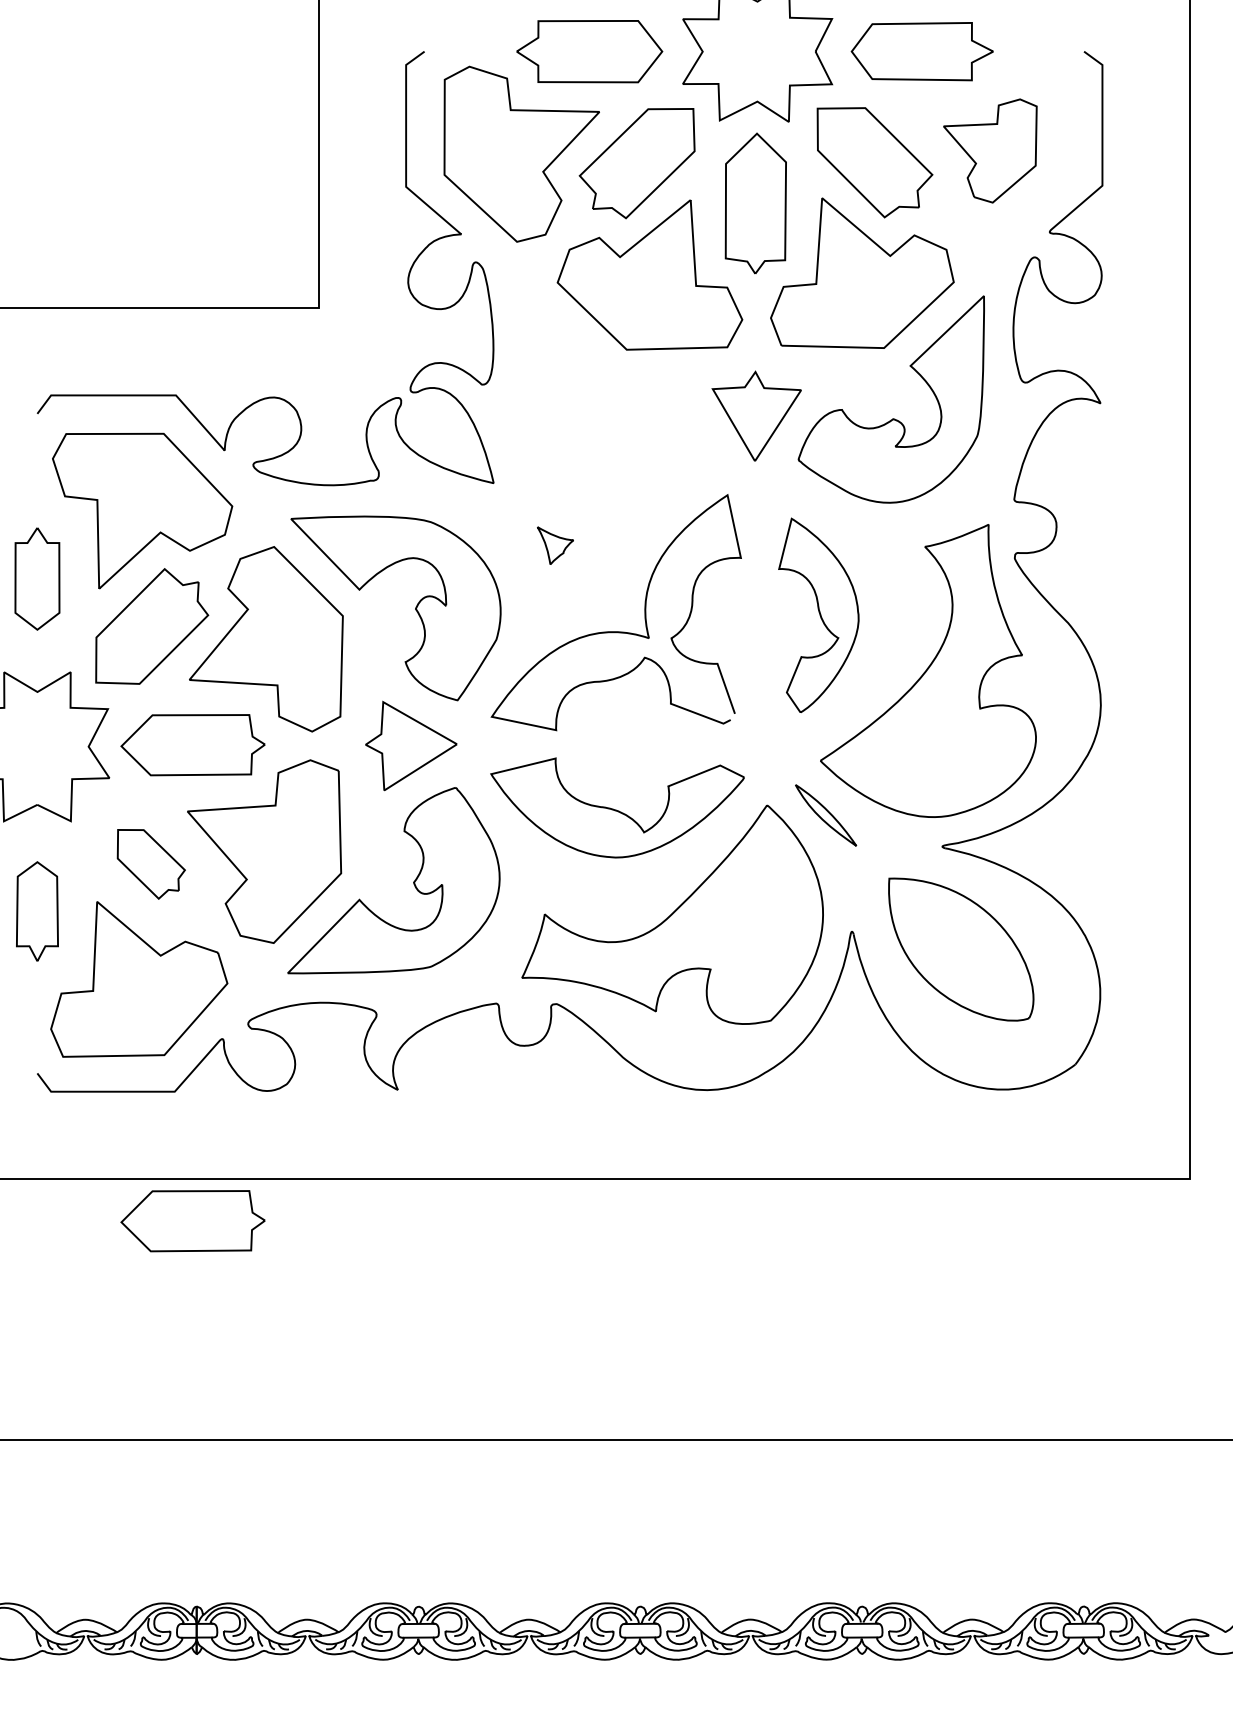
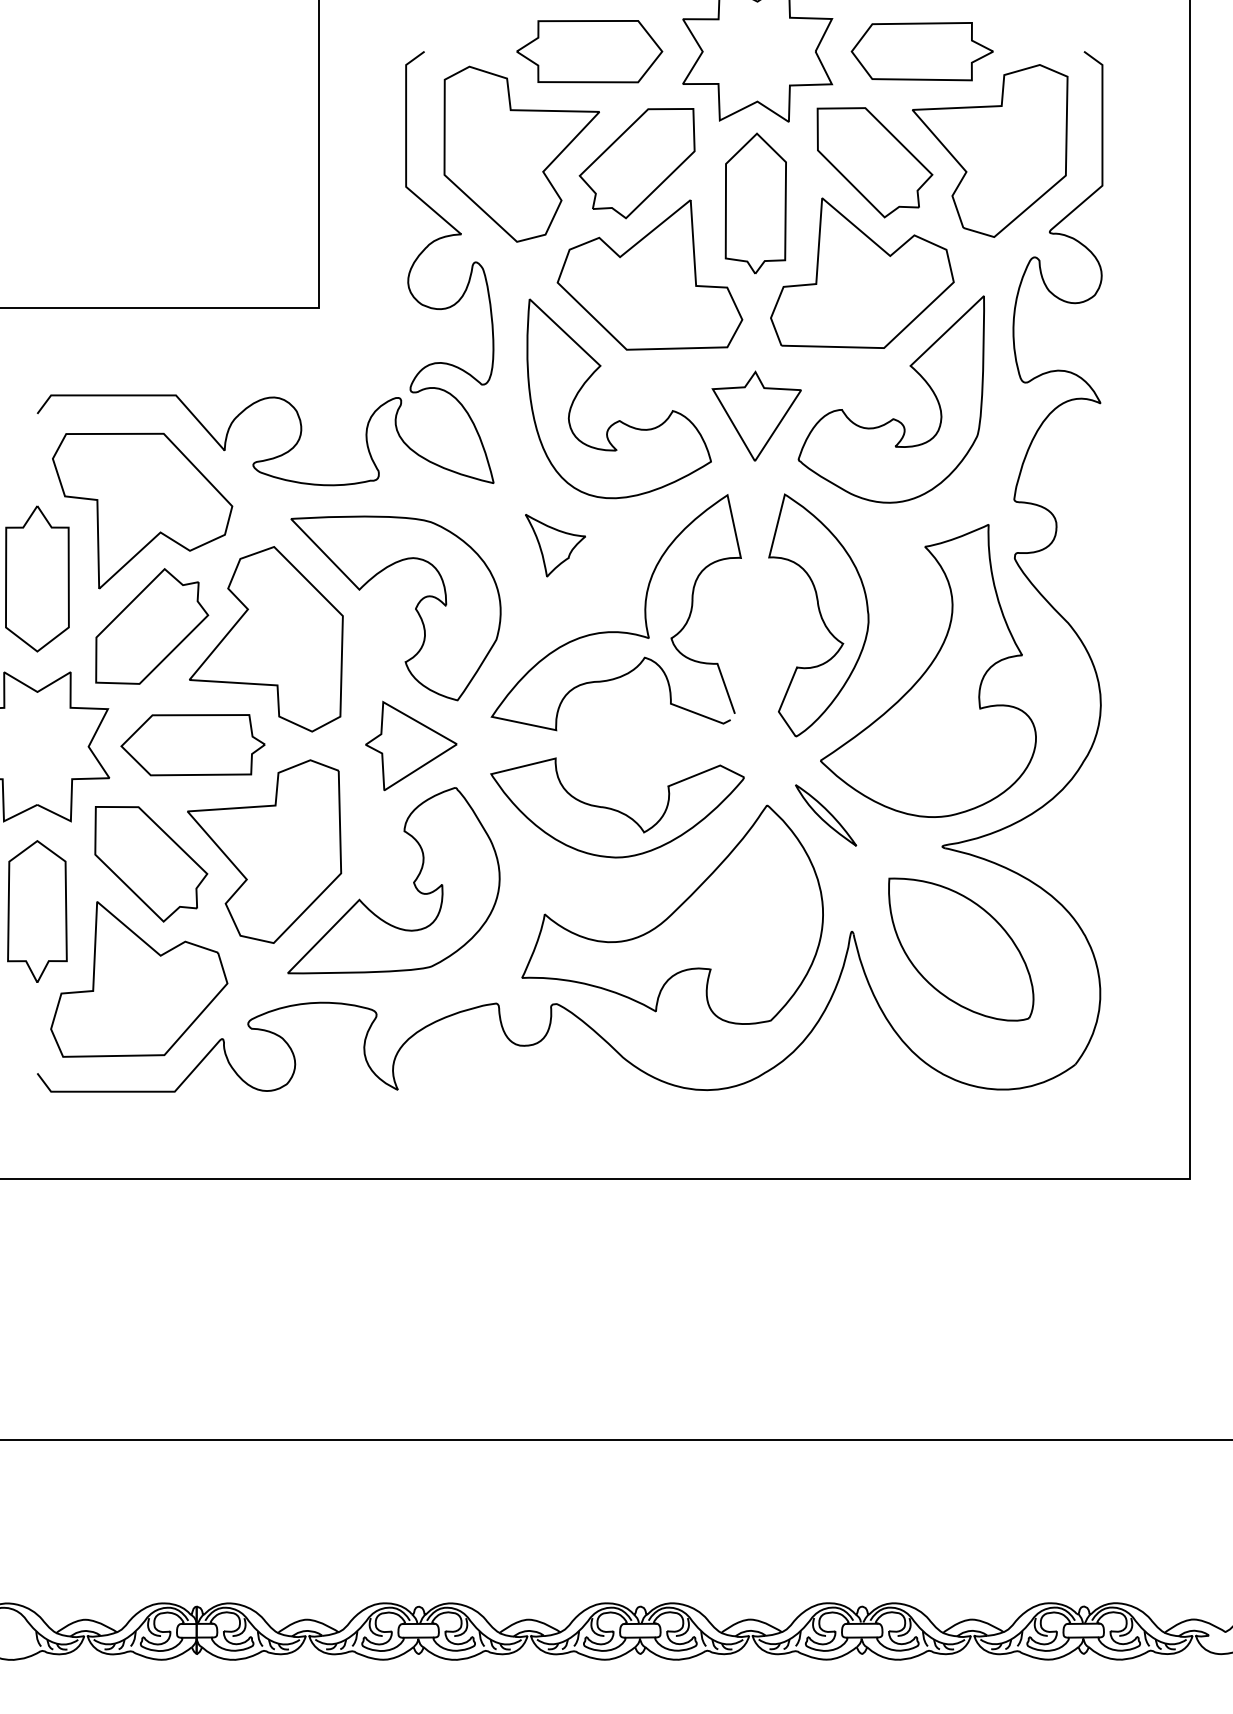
part size: 95x106 px -> 157x174 px (990, 150)
part: none -> present (618, 420)
part size: 37x39 px -> 61x64 px (555, 545)
part size: 47x104 px -> 65x148 px (37, 578)
part size: 82x196 px -> 102x245 px (818, 615)
part size: 70x71 px -> 115x117 px (151, 864)
part size: 43x101 px -> 61x143 px (37, 911)
part: present -> none (192, 1221)
